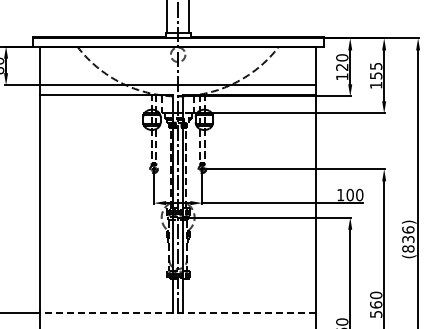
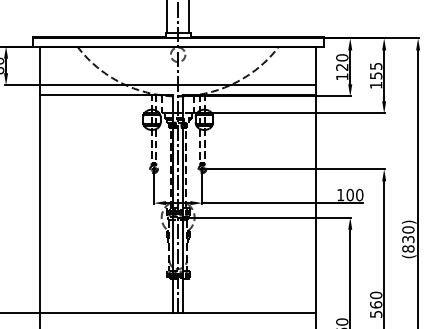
text: (836) -> (830) (408, 229)
line: dashed -> solid (177, 313)
